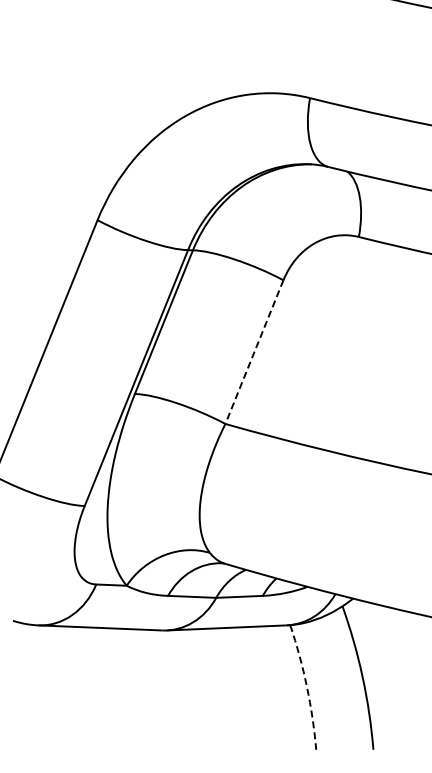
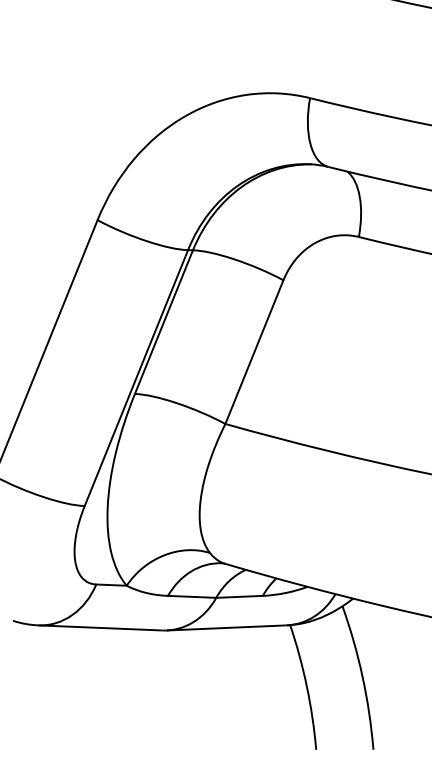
line: dashed -> solid (254, 352)
arc: dashed -> solid (306, 686)
